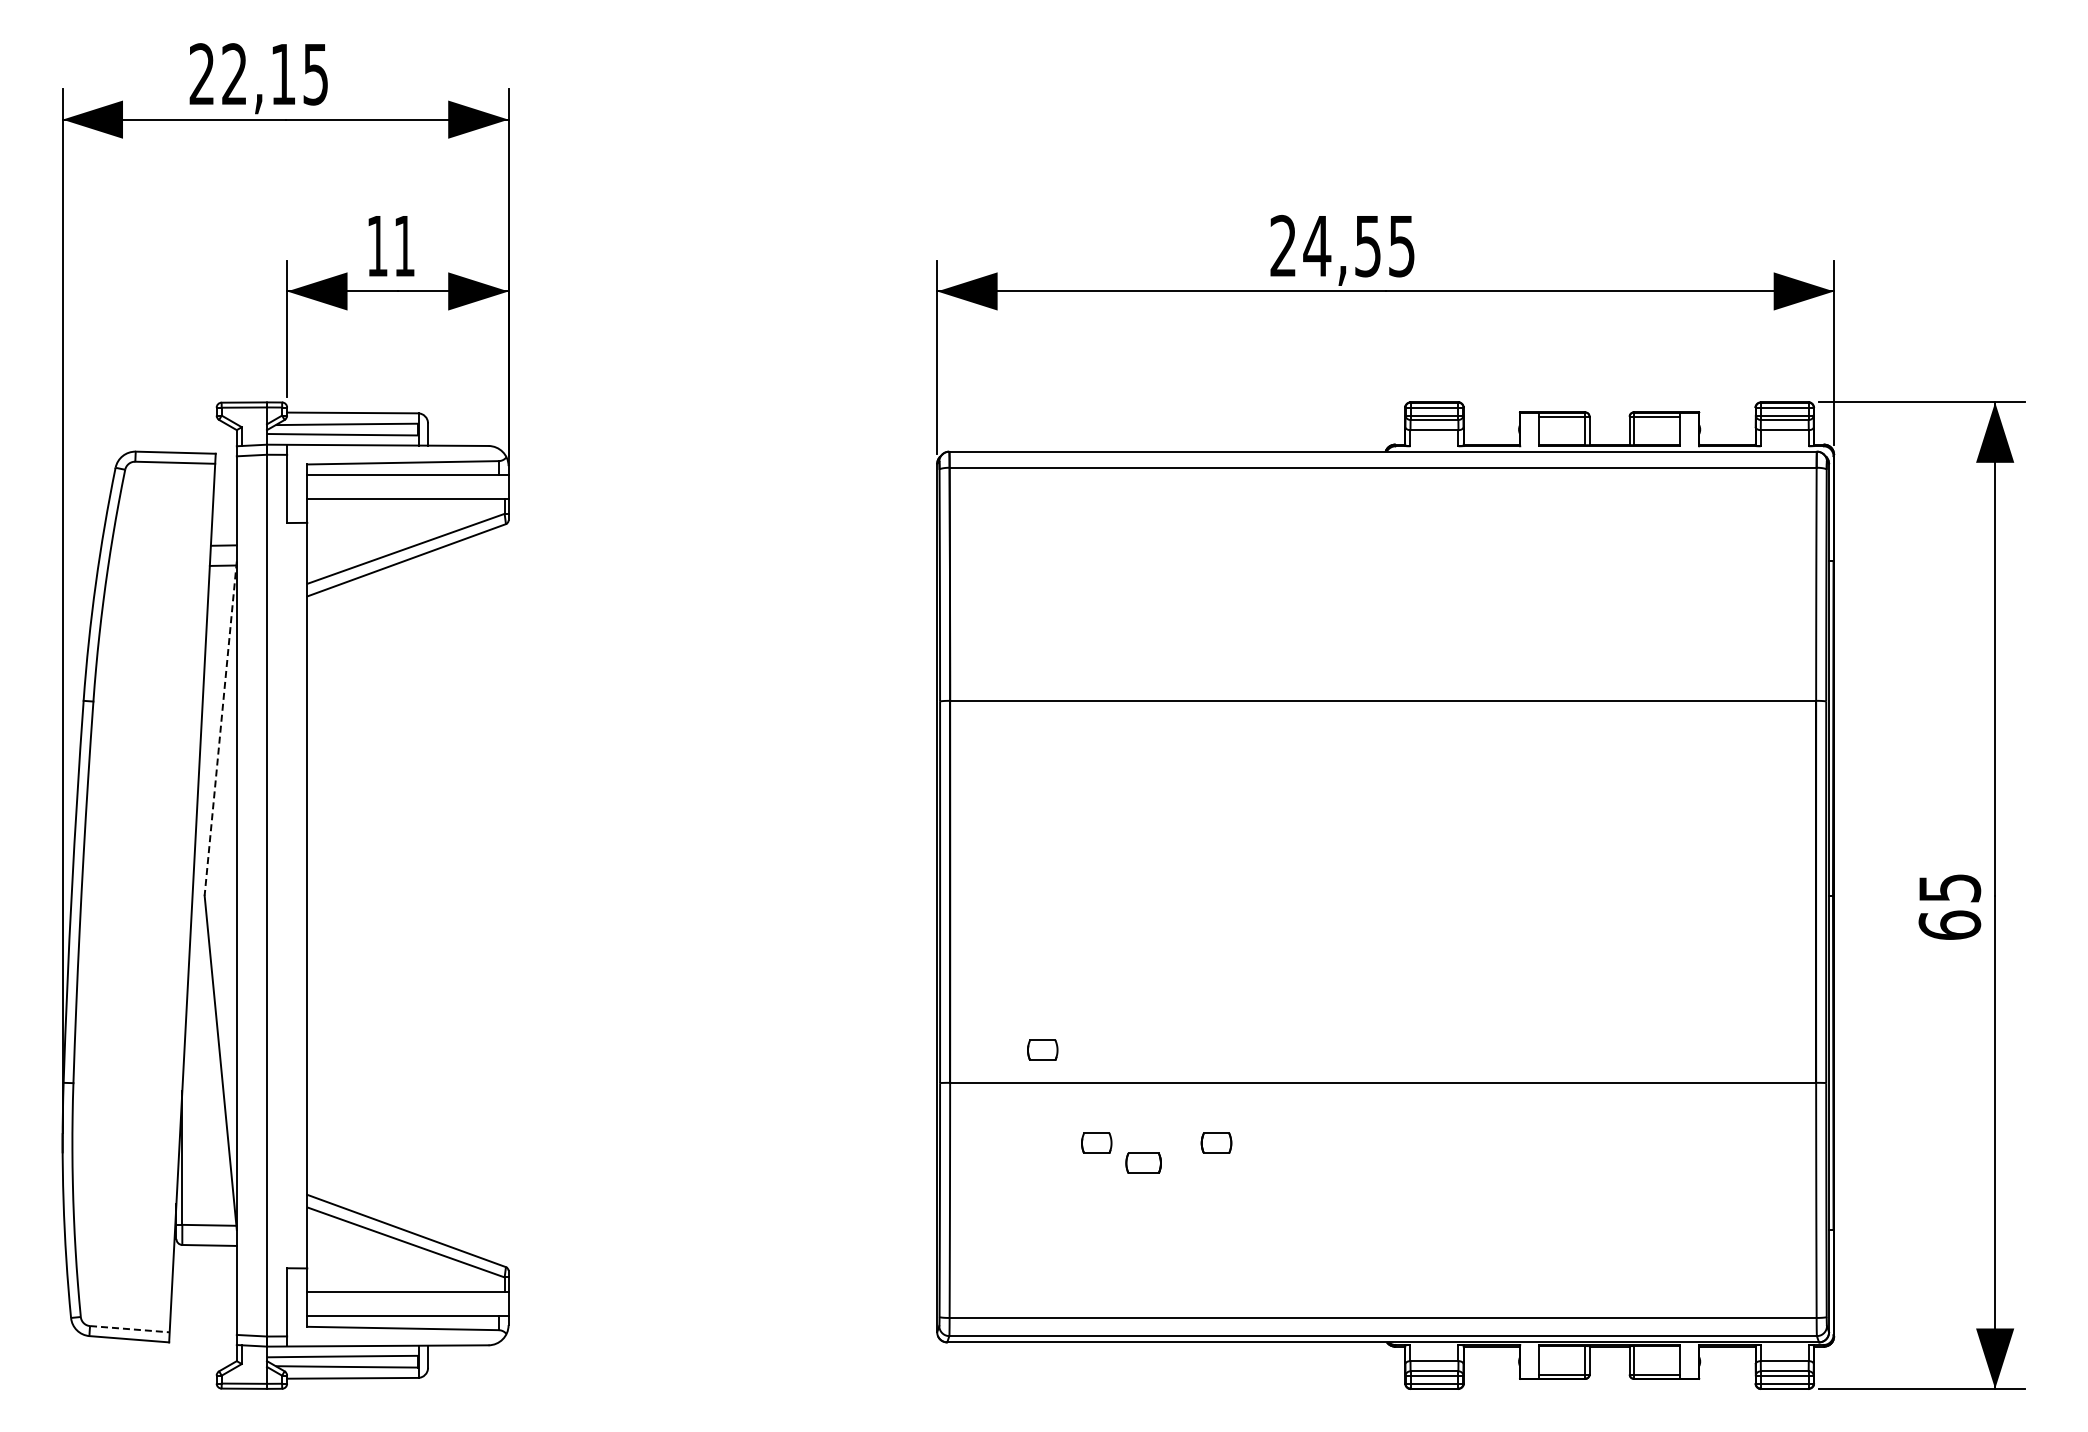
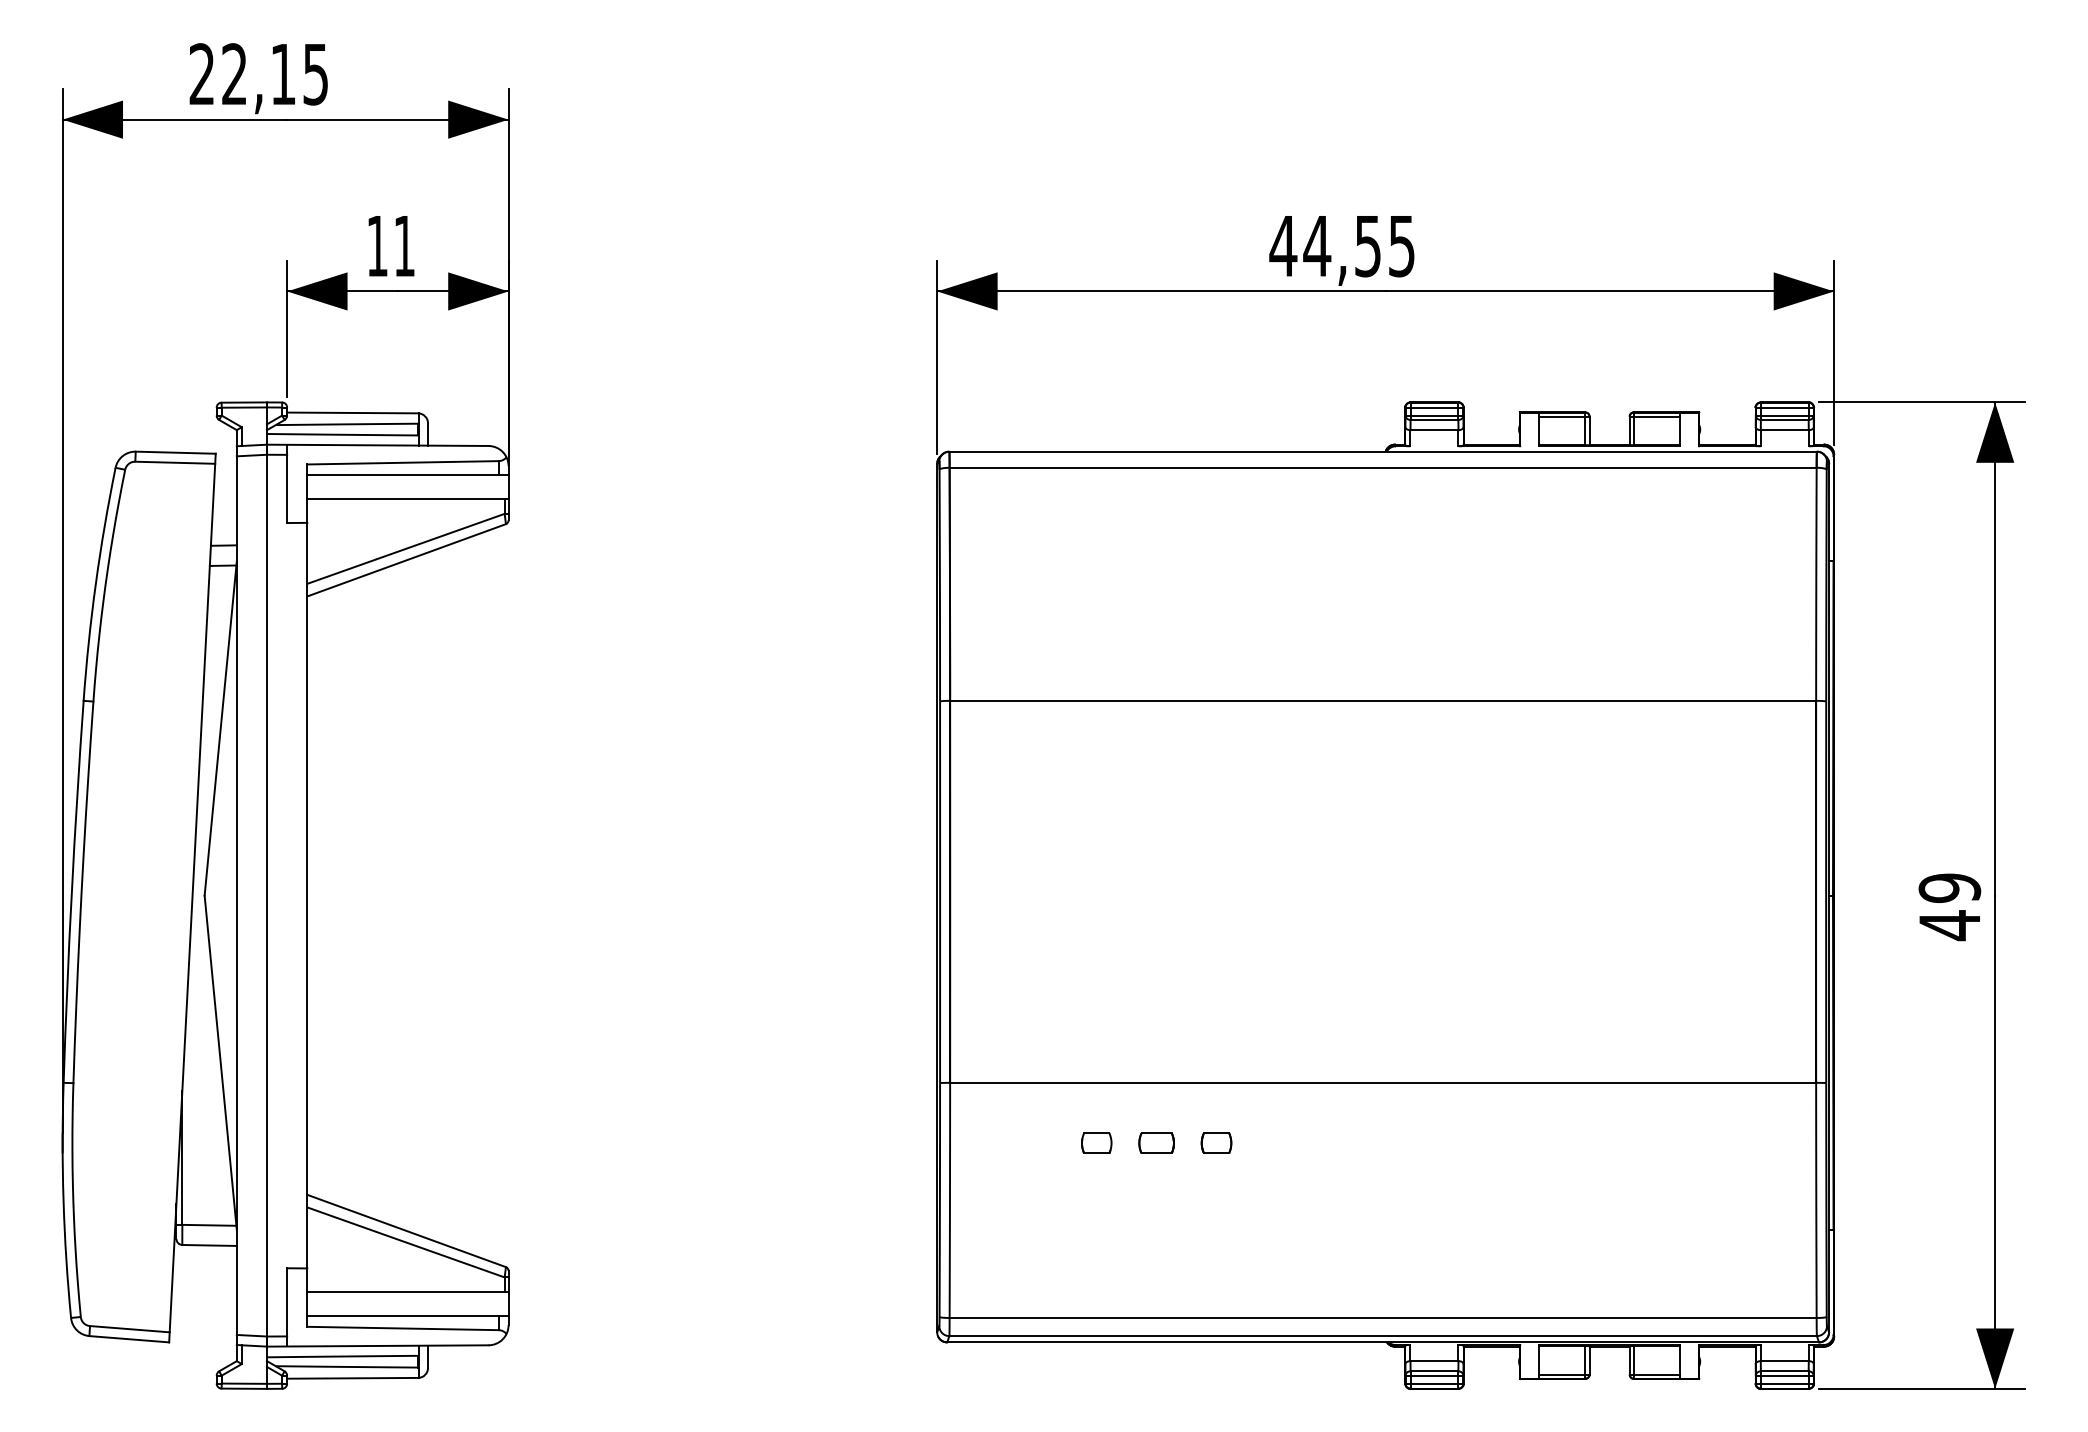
text: 24,55 -> 44,55 (1283, 245)
line: dashed -> solid (220, 728)
text: 65 -> 49 (1949, 907)
part: present -> none (1042, 1049)
part position: (1143, 1162) -> (1156, 1142) (1156, 1142)
line: dashed -> solid (129, 1329)
